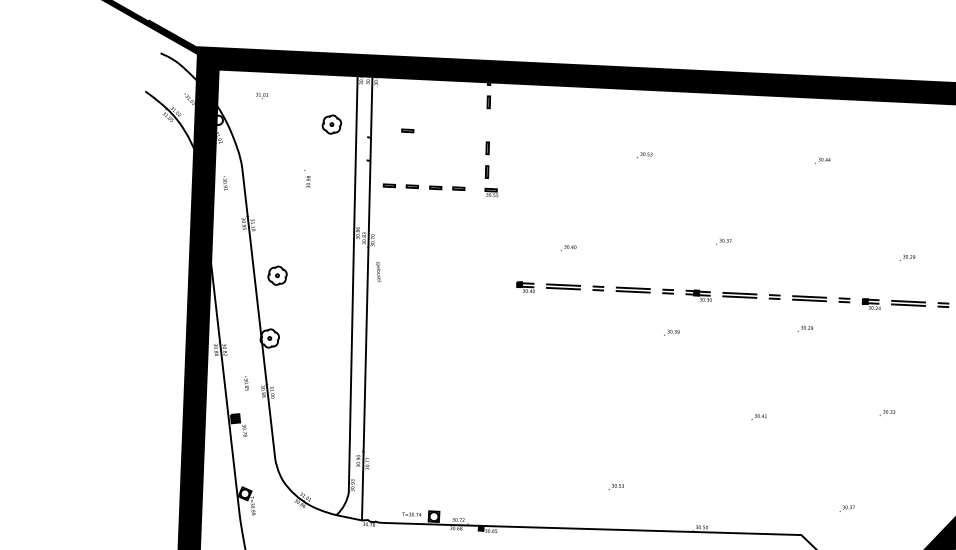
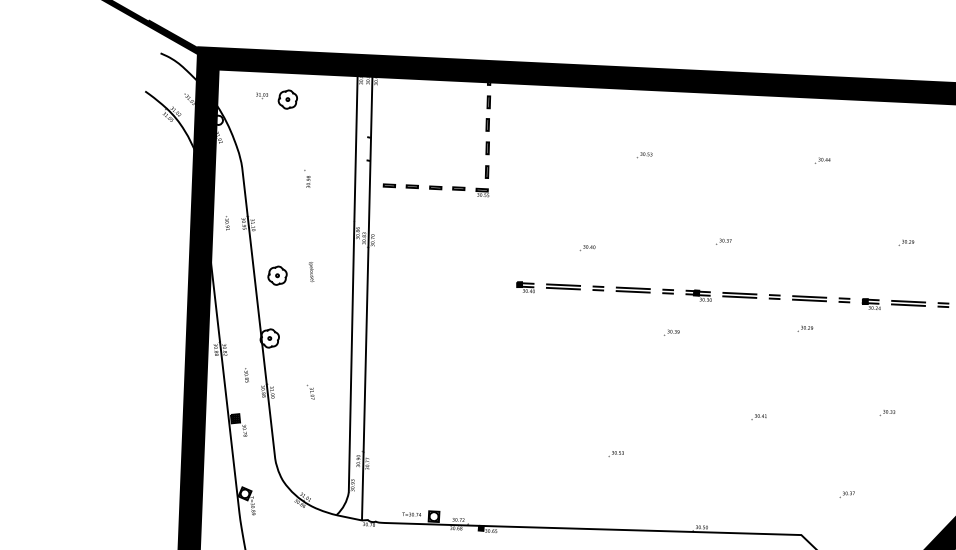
part position: (331, 124) -> (287, 99) (287, 99)
part: none -> present (487, 124)
part: present -> none (407, 130)
part position: (225, 183) -> (227, 223) (227, 223)
part position: (491, 192) -> (482, 192) (482, 192)
part position: (568, 248) -> (587, 248) (587, 248)
part position: (907, 257) -> (906, 242) (906, 242)
text position: (378, 272) -> (311, 272) (311, 272)
part position: (246, 383) -> (246, 375) (246, 375)
part: none -> present (310, 391)
part position: (615, 486) -> (615, 453) (615, 453)
part position: (846, 508) -> (846, 494) (846, 494)
